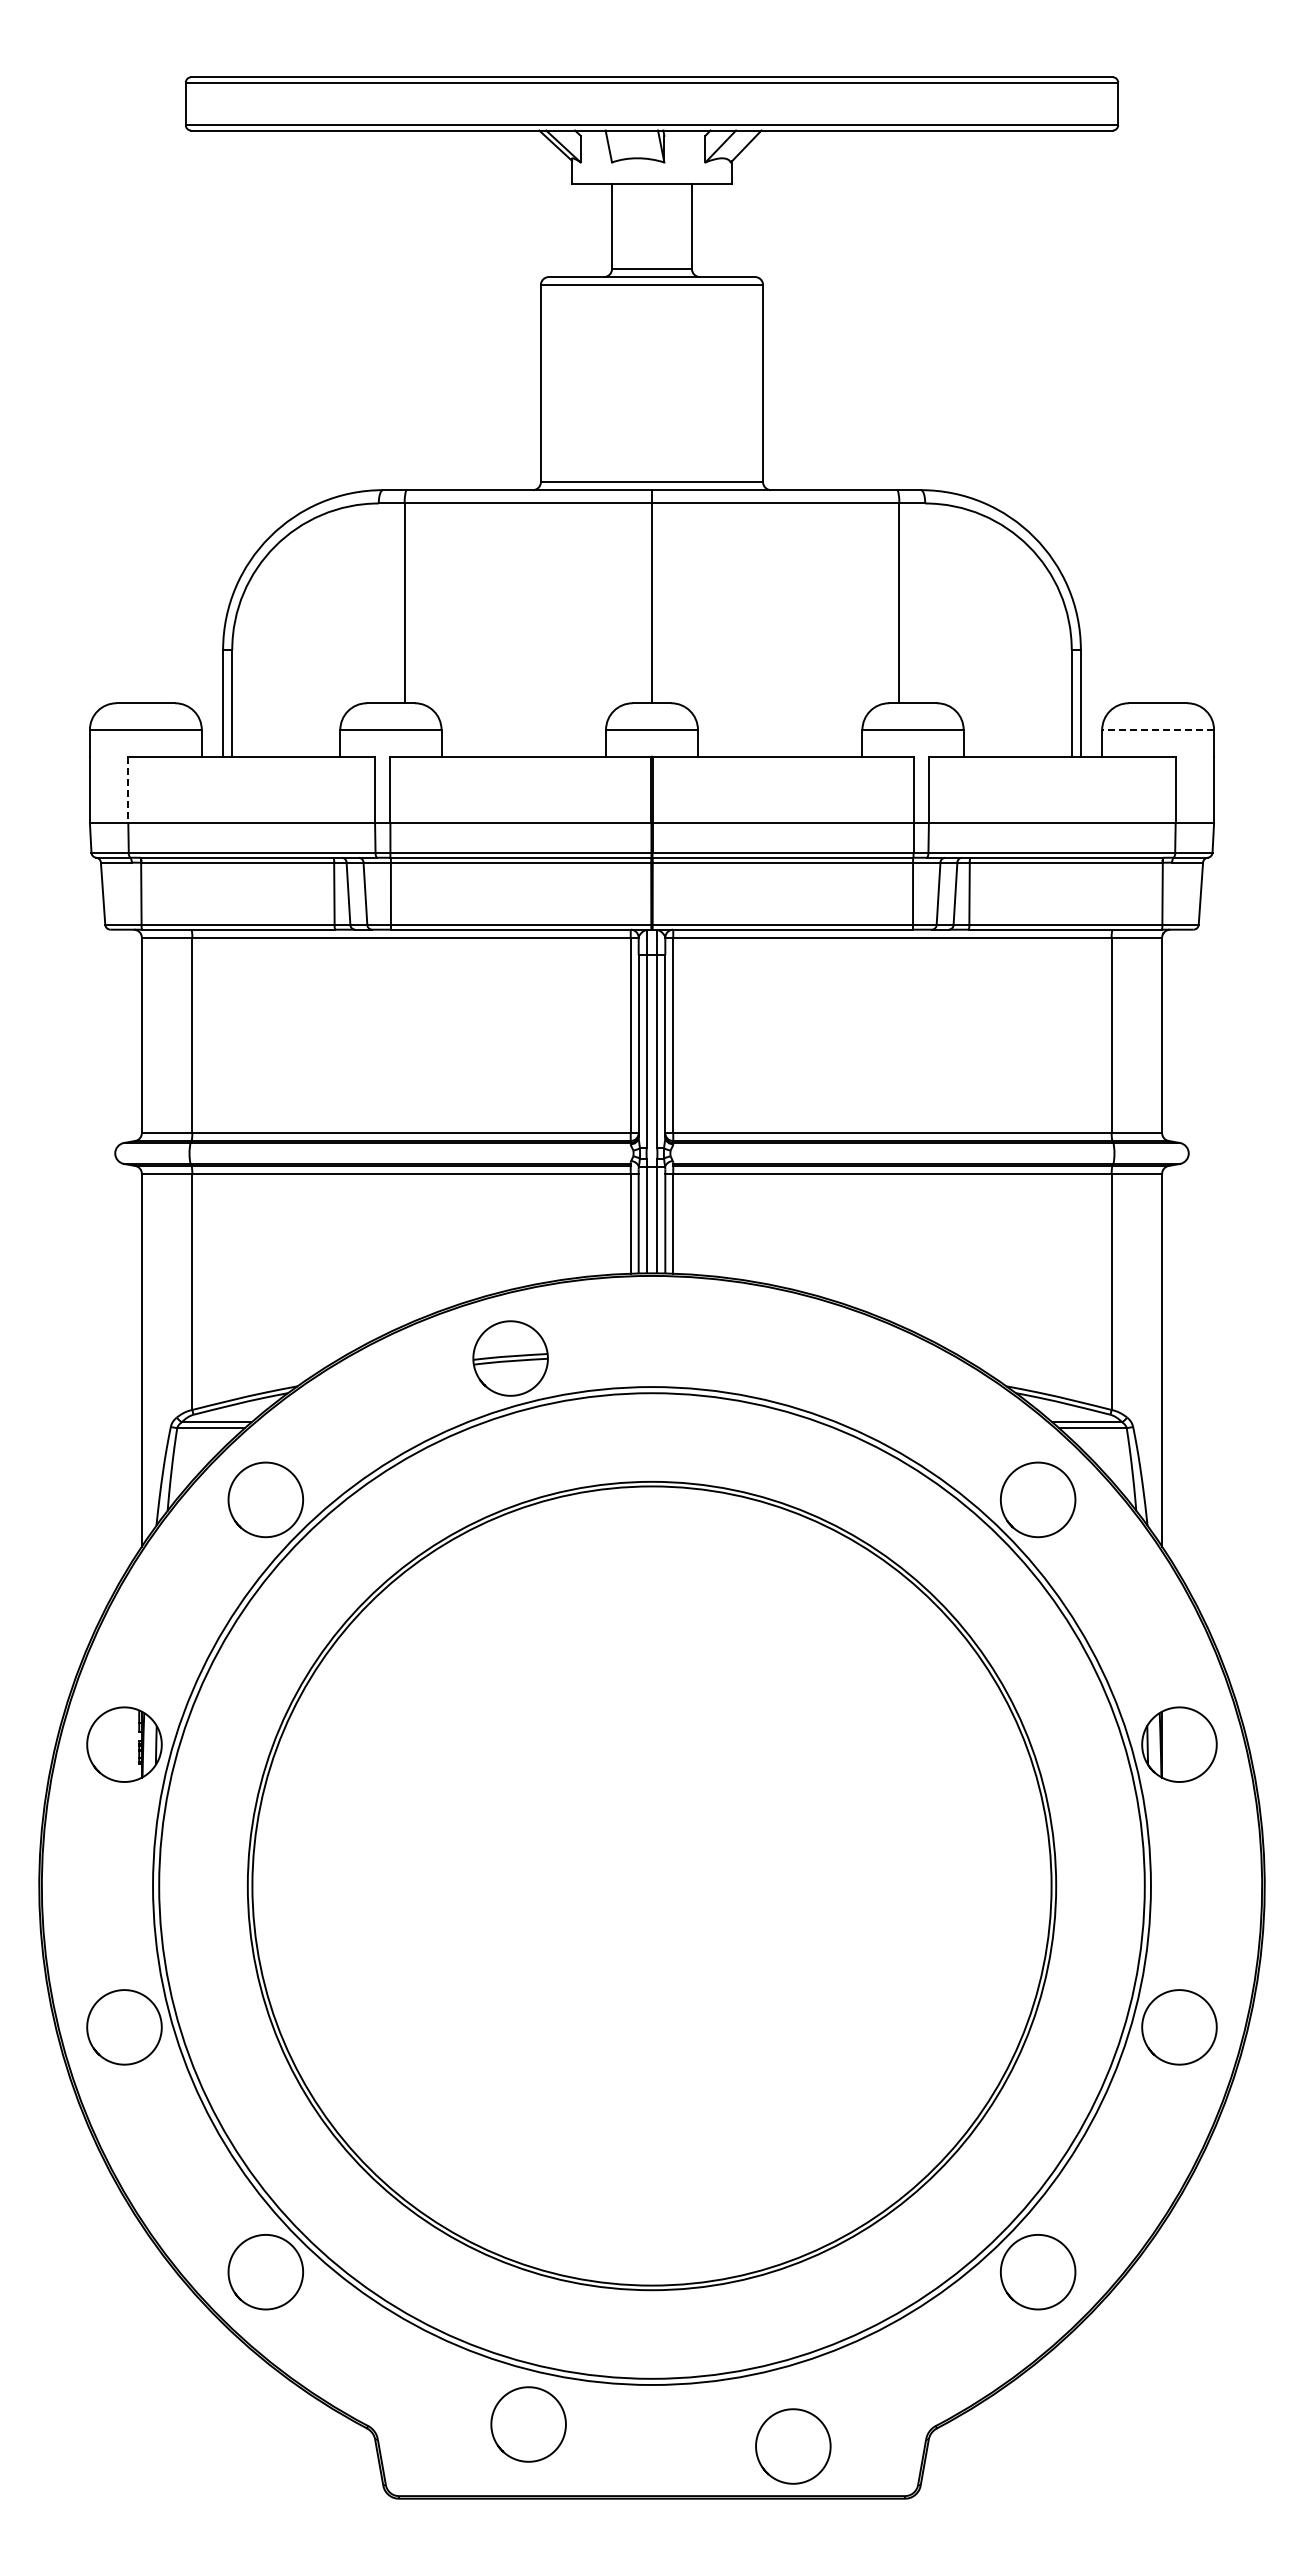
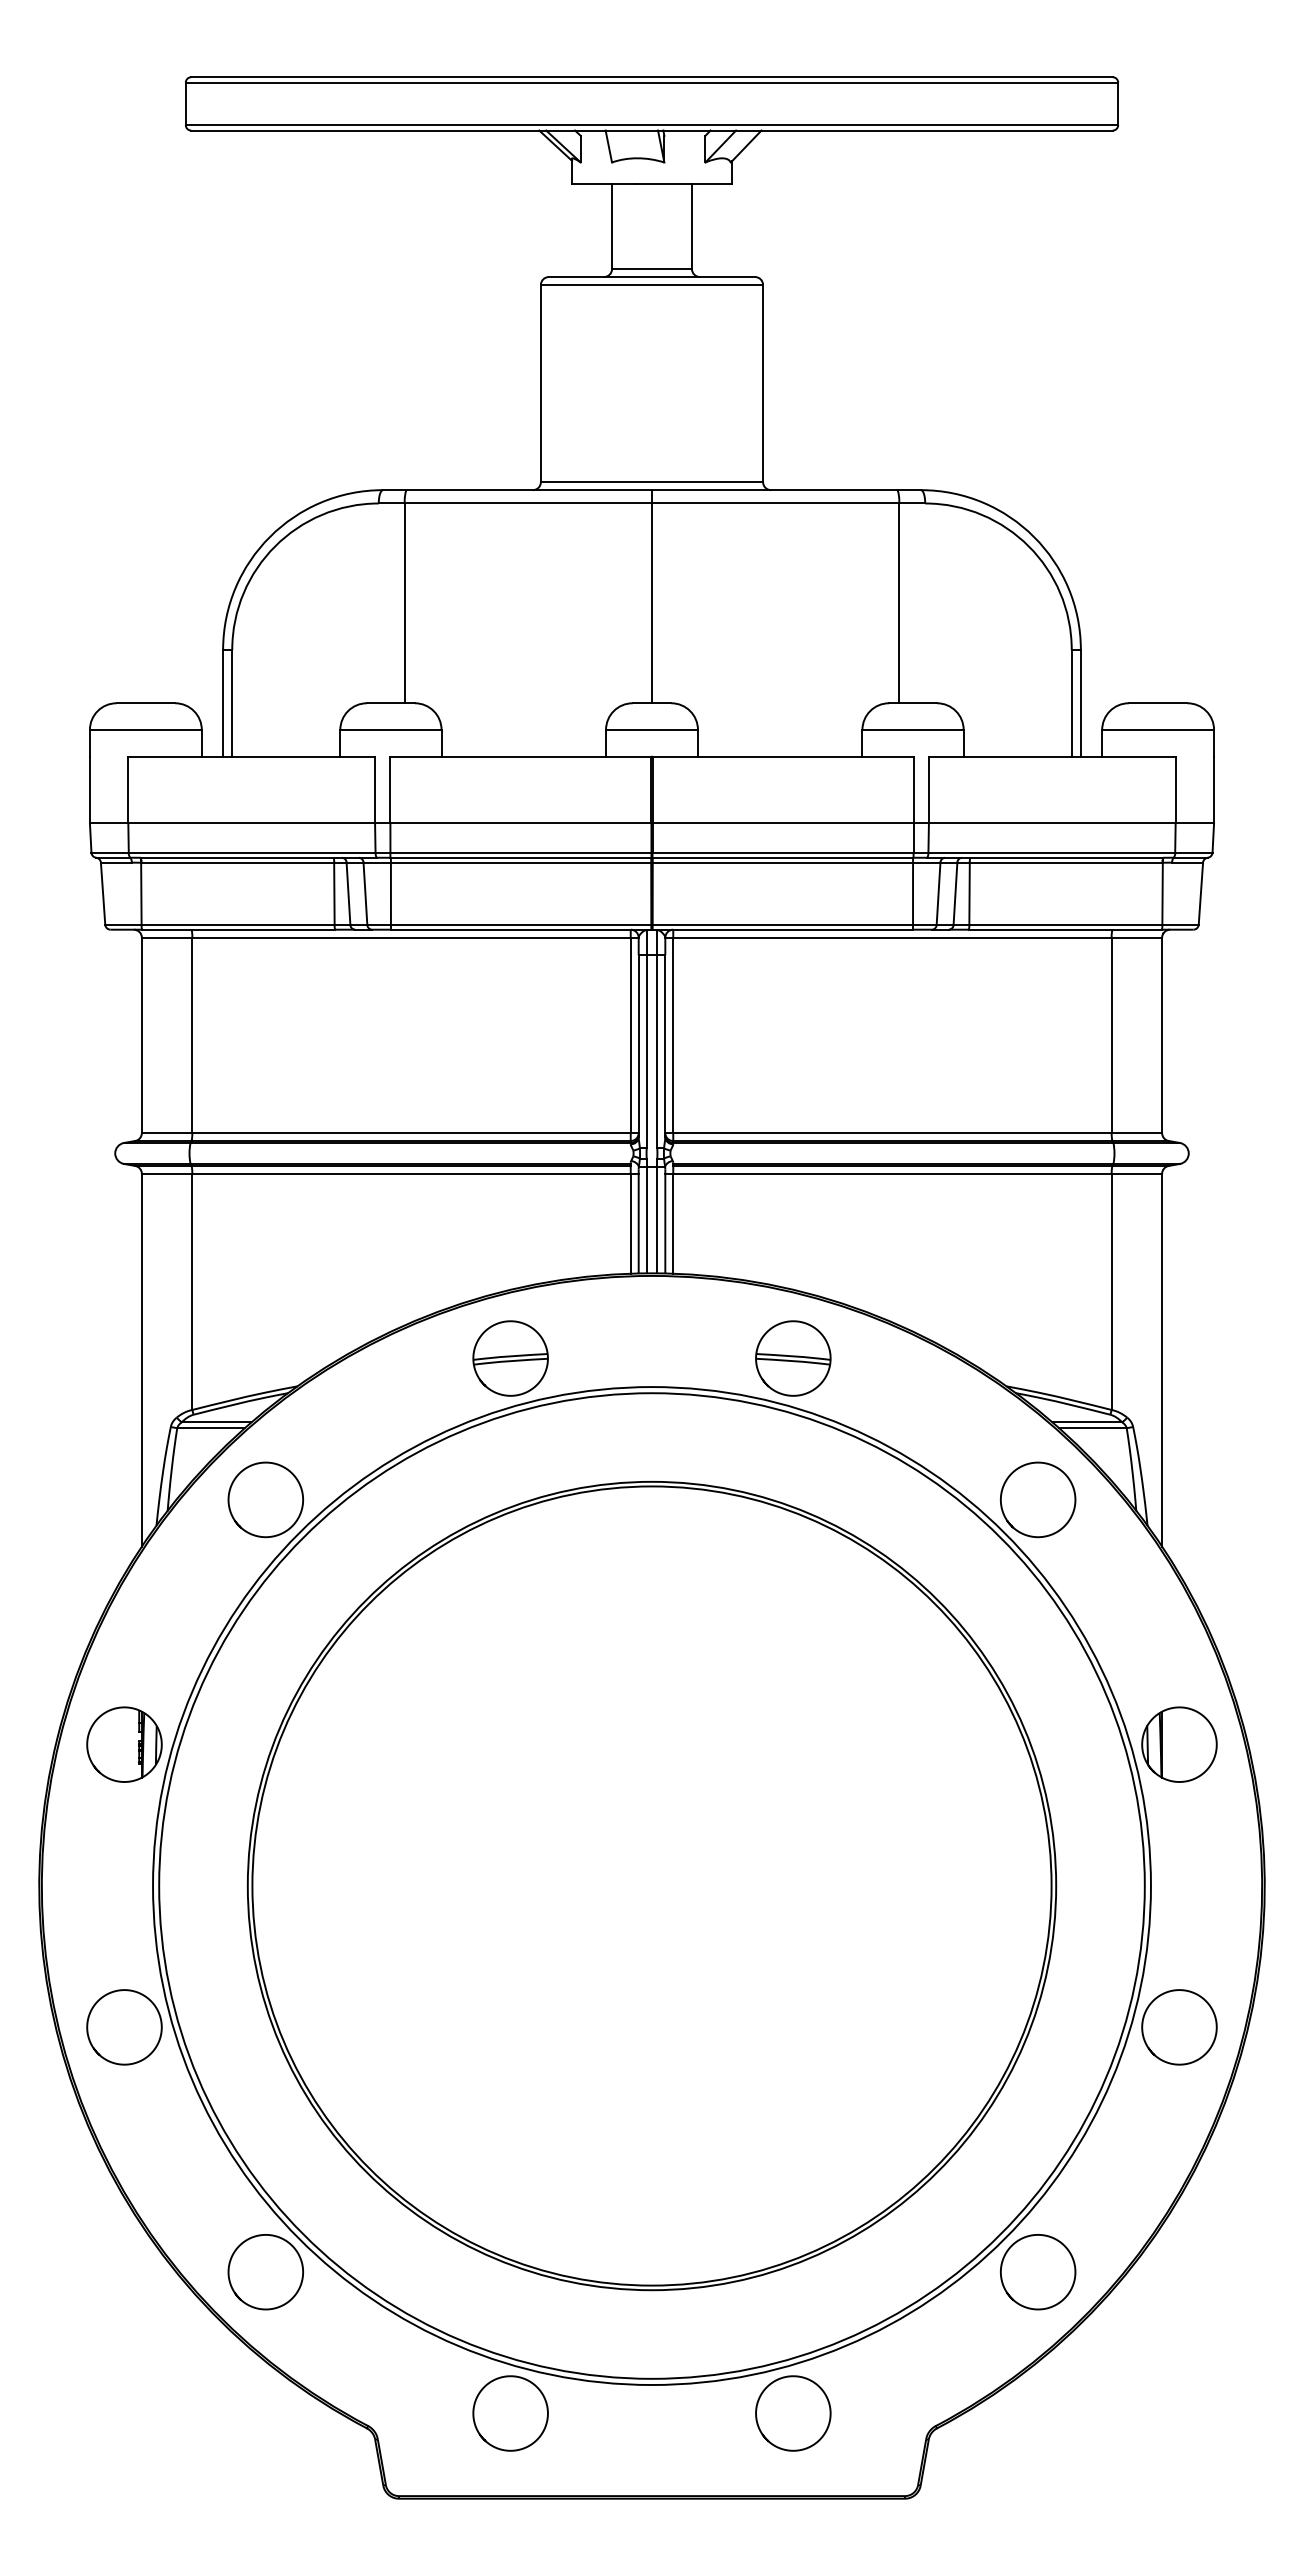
line: dashed -> solid (1158, 729)
line: dashed -> solid (128, 790)
part: none -> present (793, 1358)
curve position: (824, 2428) -> (824, 2395) (824, 2395)
curve position: (499, 2445) -> (481, 2434) (481, 2434)
